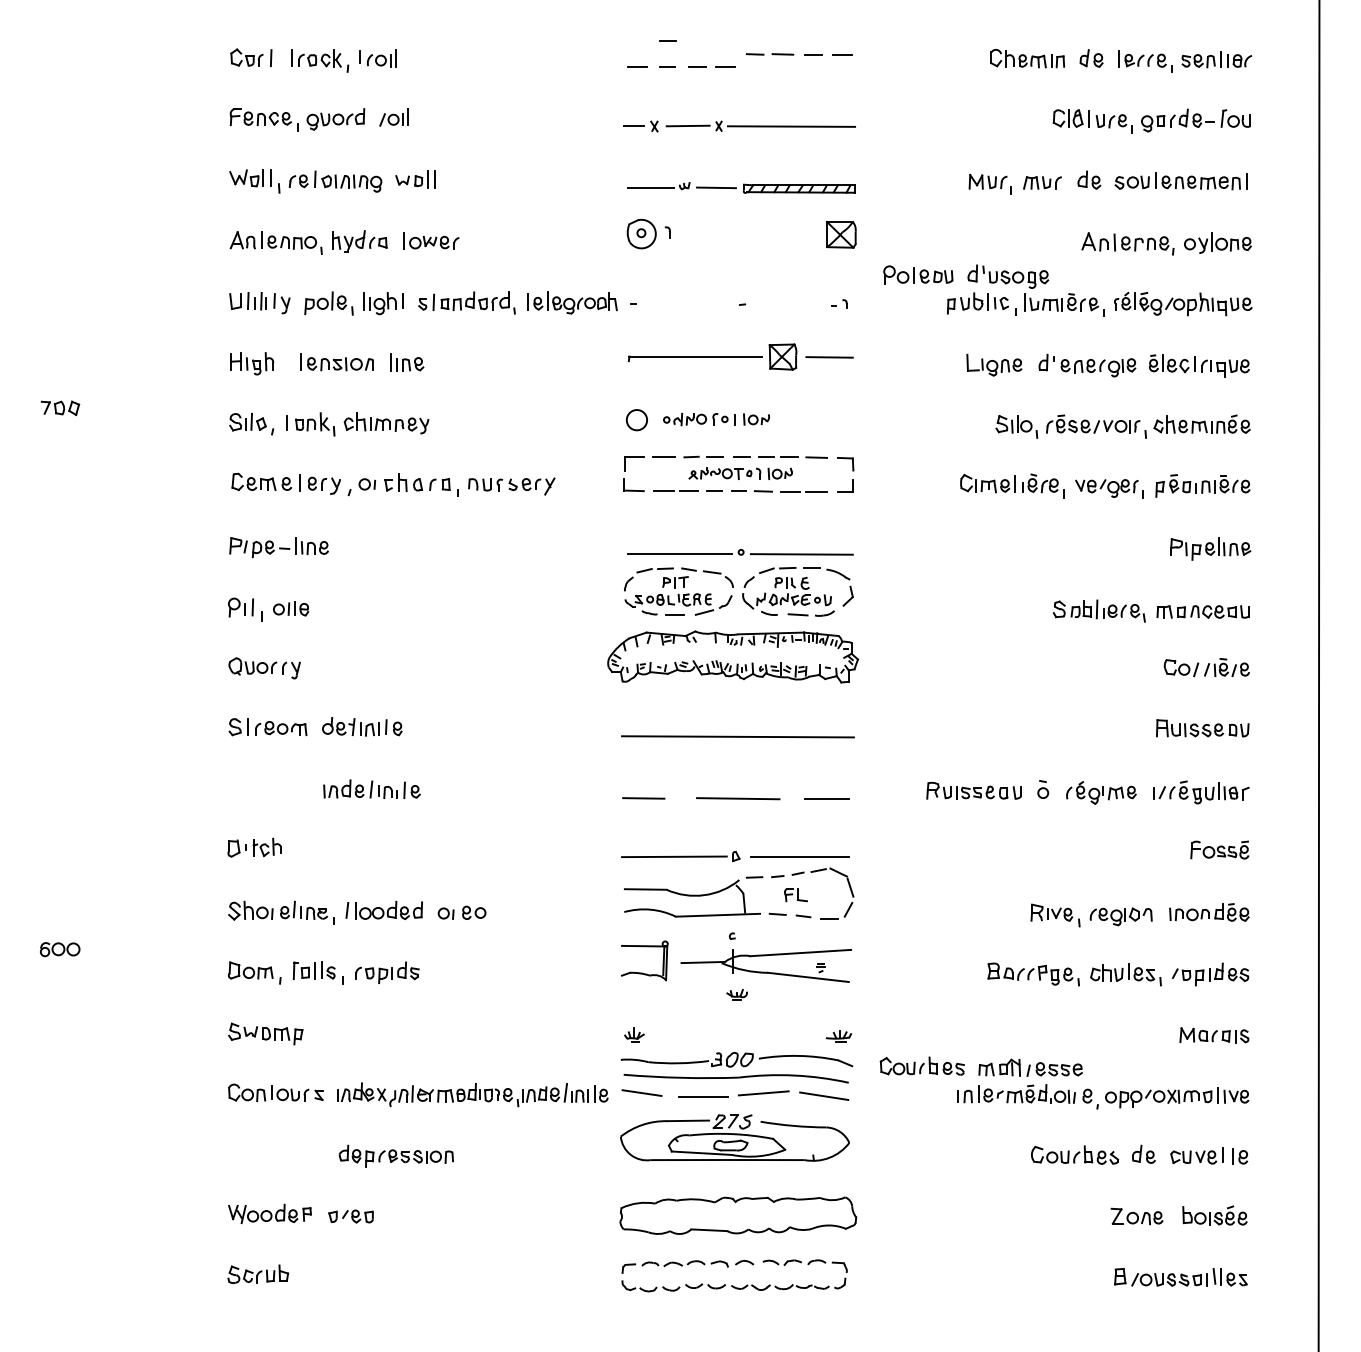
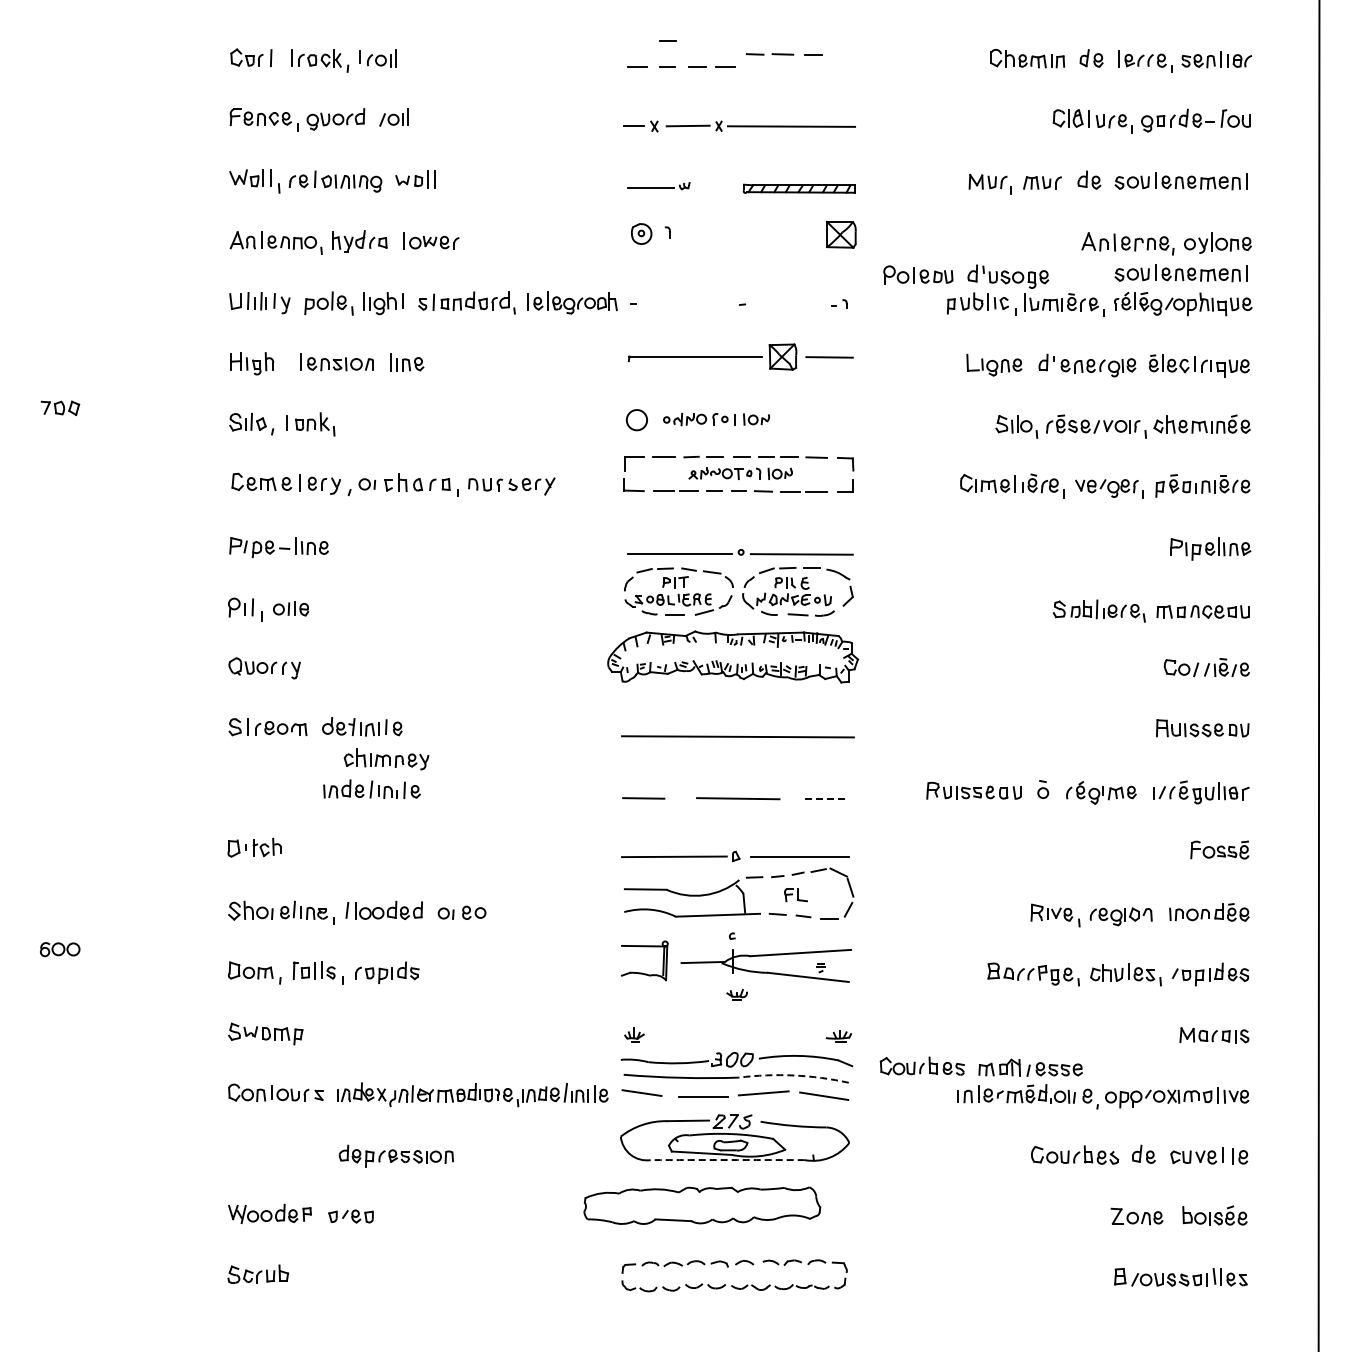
line: present -> none (842, 54)
line: present -> none (716, 187)
part size: 31x32 px -> 22x22 px (641, 233)
part: none -> present (1180, 273)
part position: (386, 423) -> (386, 759) (386, 759)
line: solid -> dashed (827, 799)
arc: solid -> dashed (794, 1075)
arc: solid -> dashed (727, 1160)
part position: (738, 1215) -> (702, 1205) (702, 1205)
